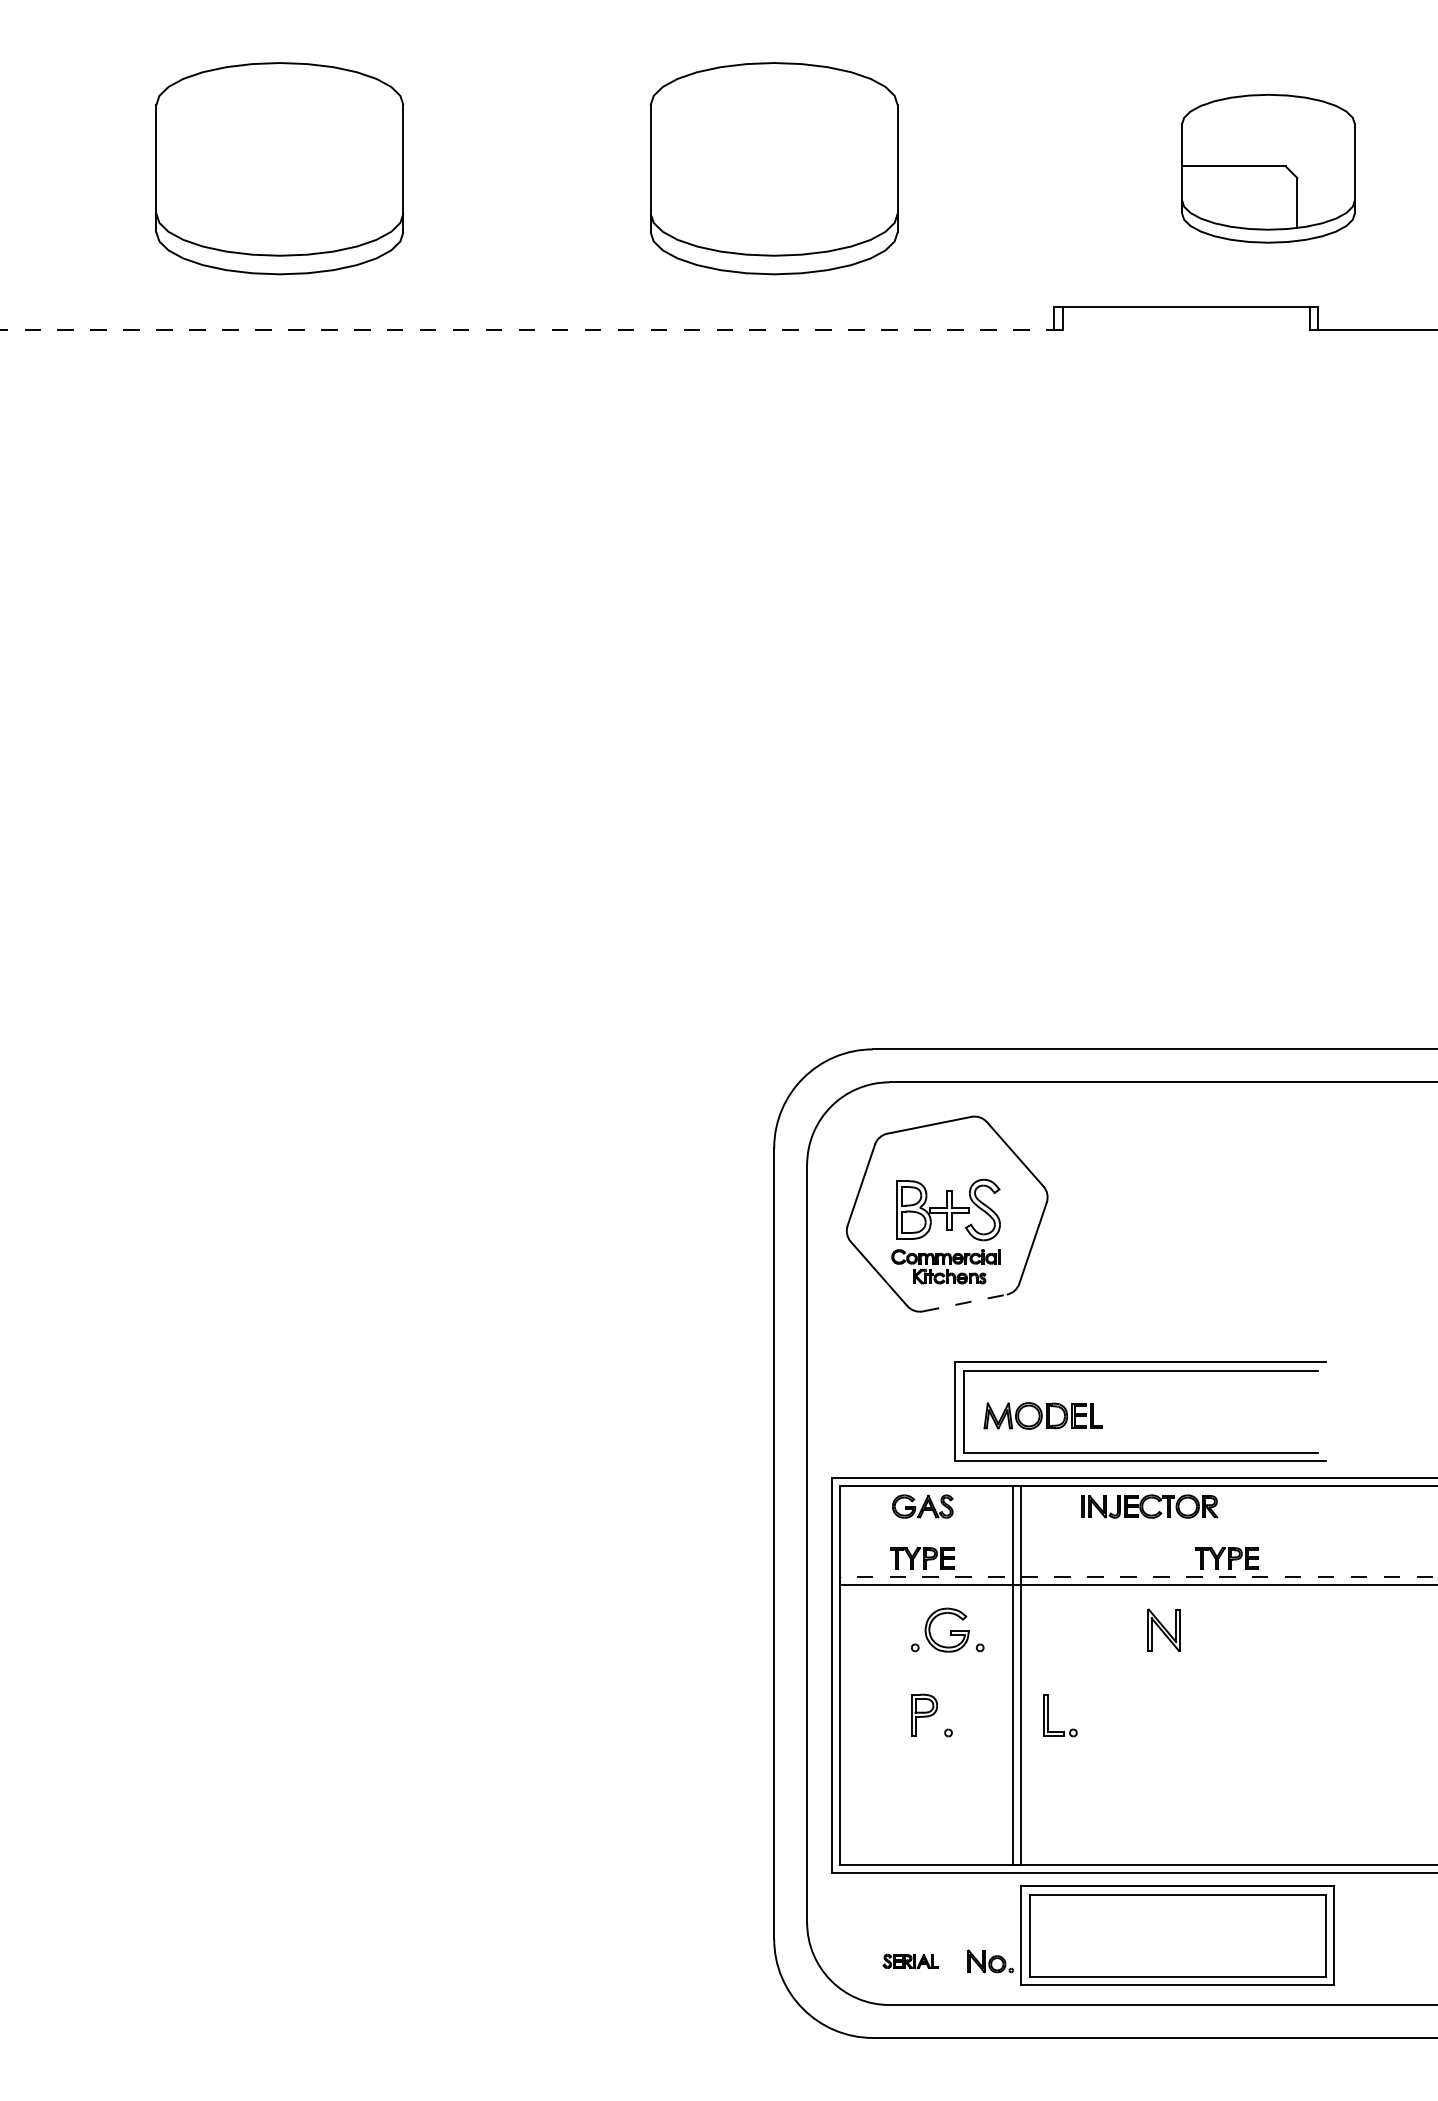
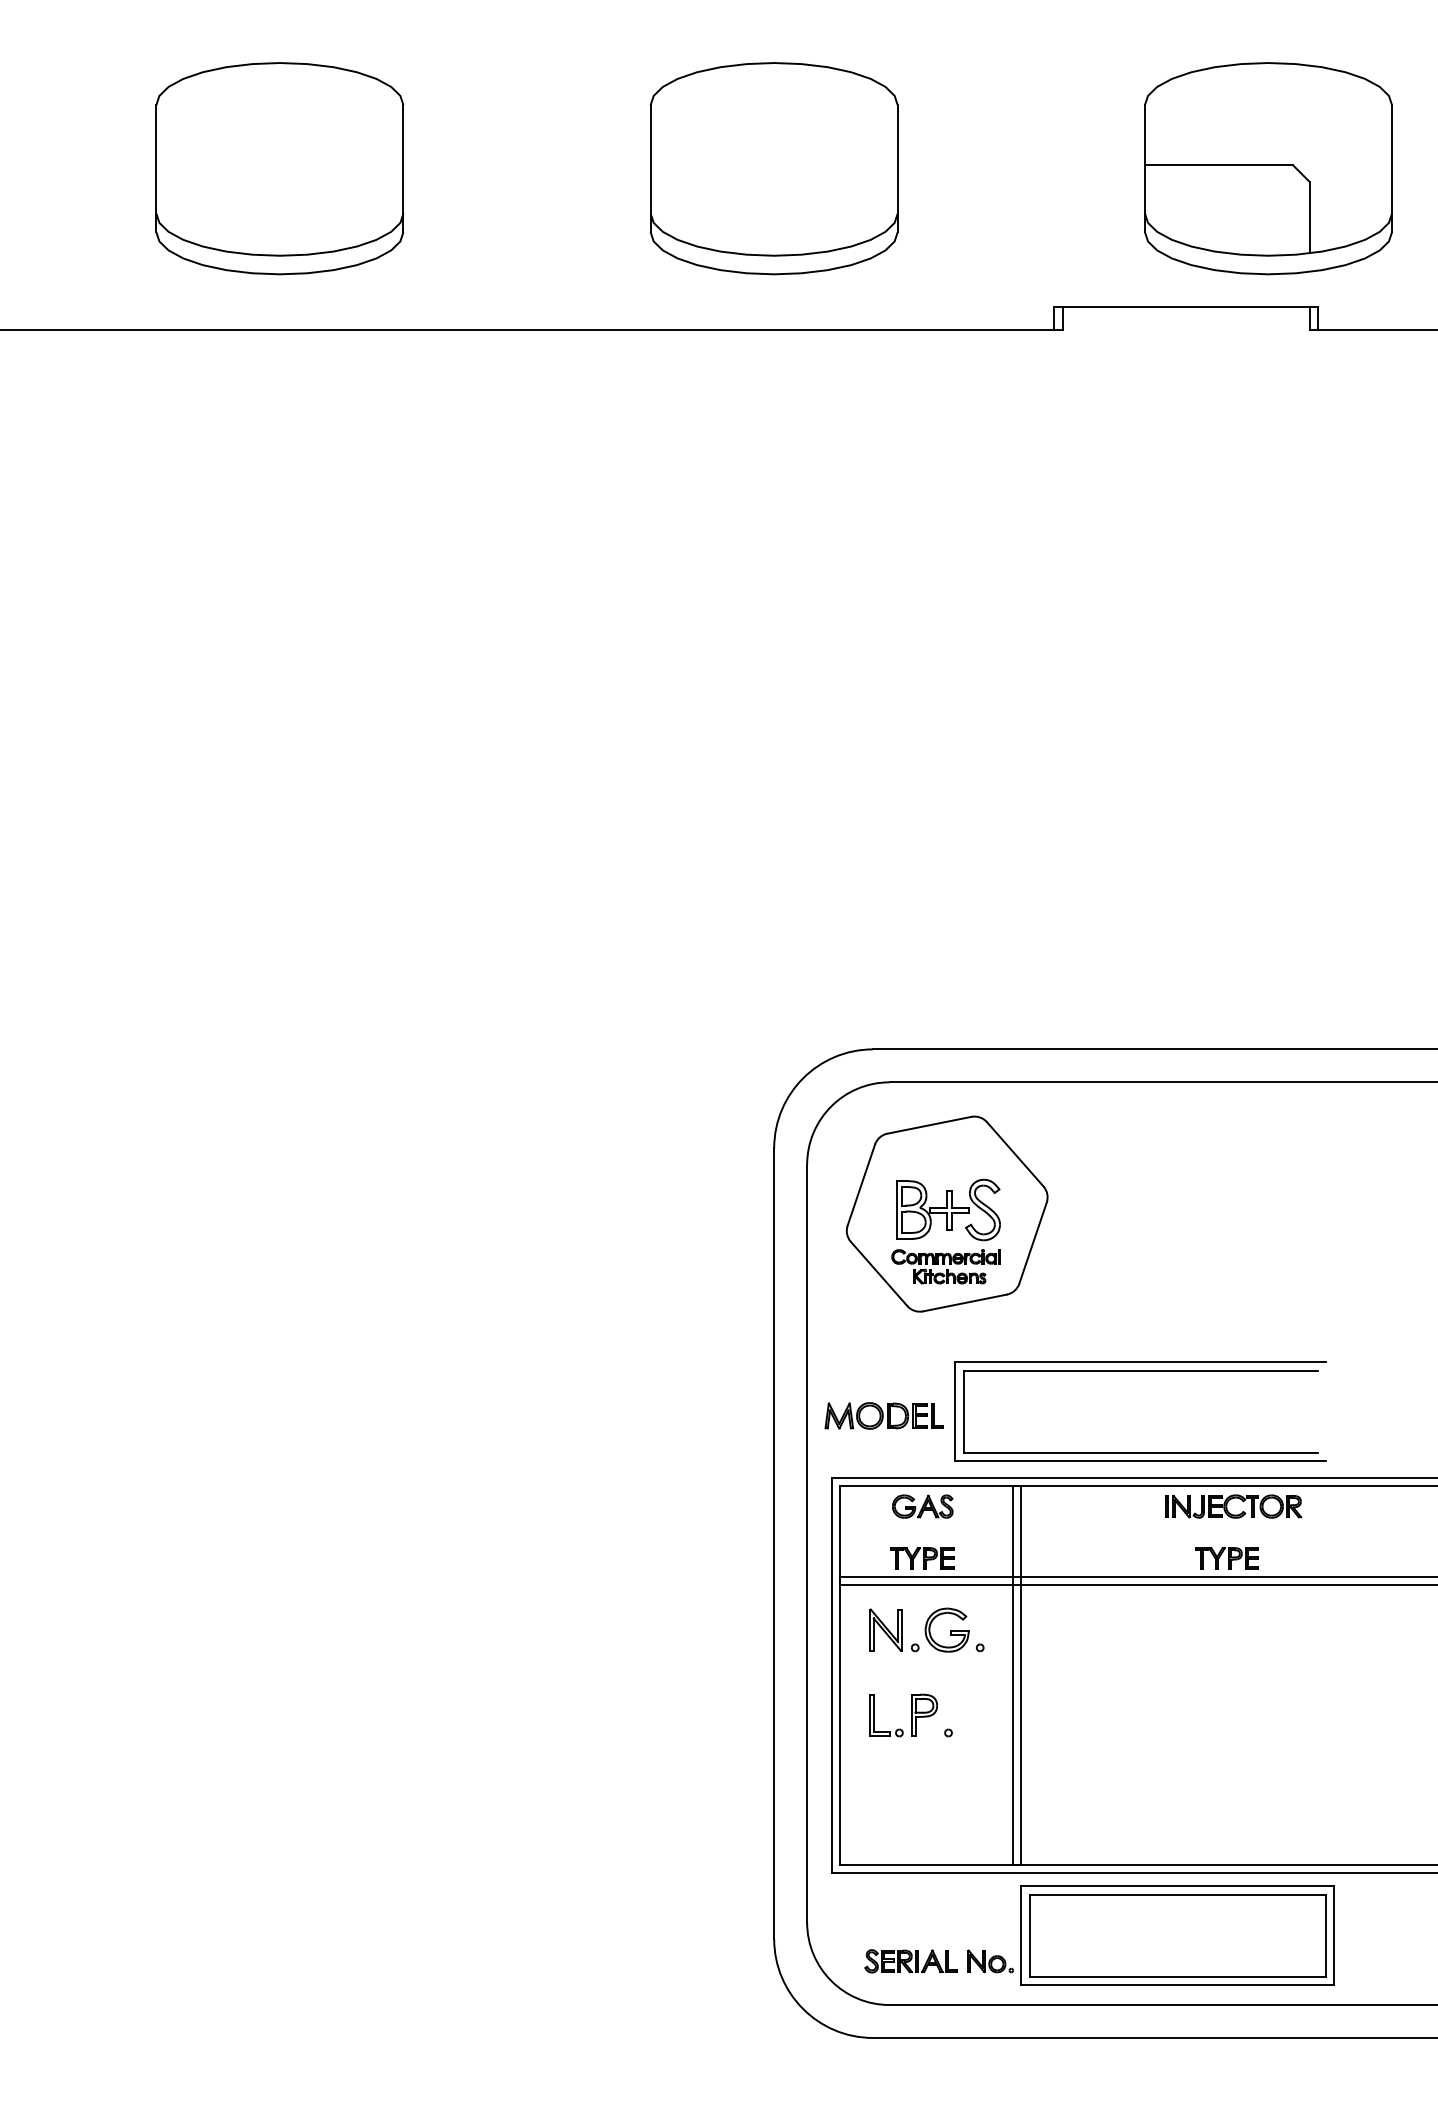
part size: 175x151 px -> 249x214 px (1268, 168)
line: dashed -> solid (531, 330)
line: dashed -> solid (964, 1303)
part position: (1042, 1415) -> (883, 1415) (883, 1415)
part position: (1149, 1506) -> (1233, 1506) (1233, 1506)
line: dashed -> solid (1138, 1576)
part position: (1163, 1629) -> (885, 1629) (885, 1629)
part position: (1048, 1715) -> (874, 1715) (874, 1715)
part size: 57x16 px -> 94x25 px (910, 1961)
